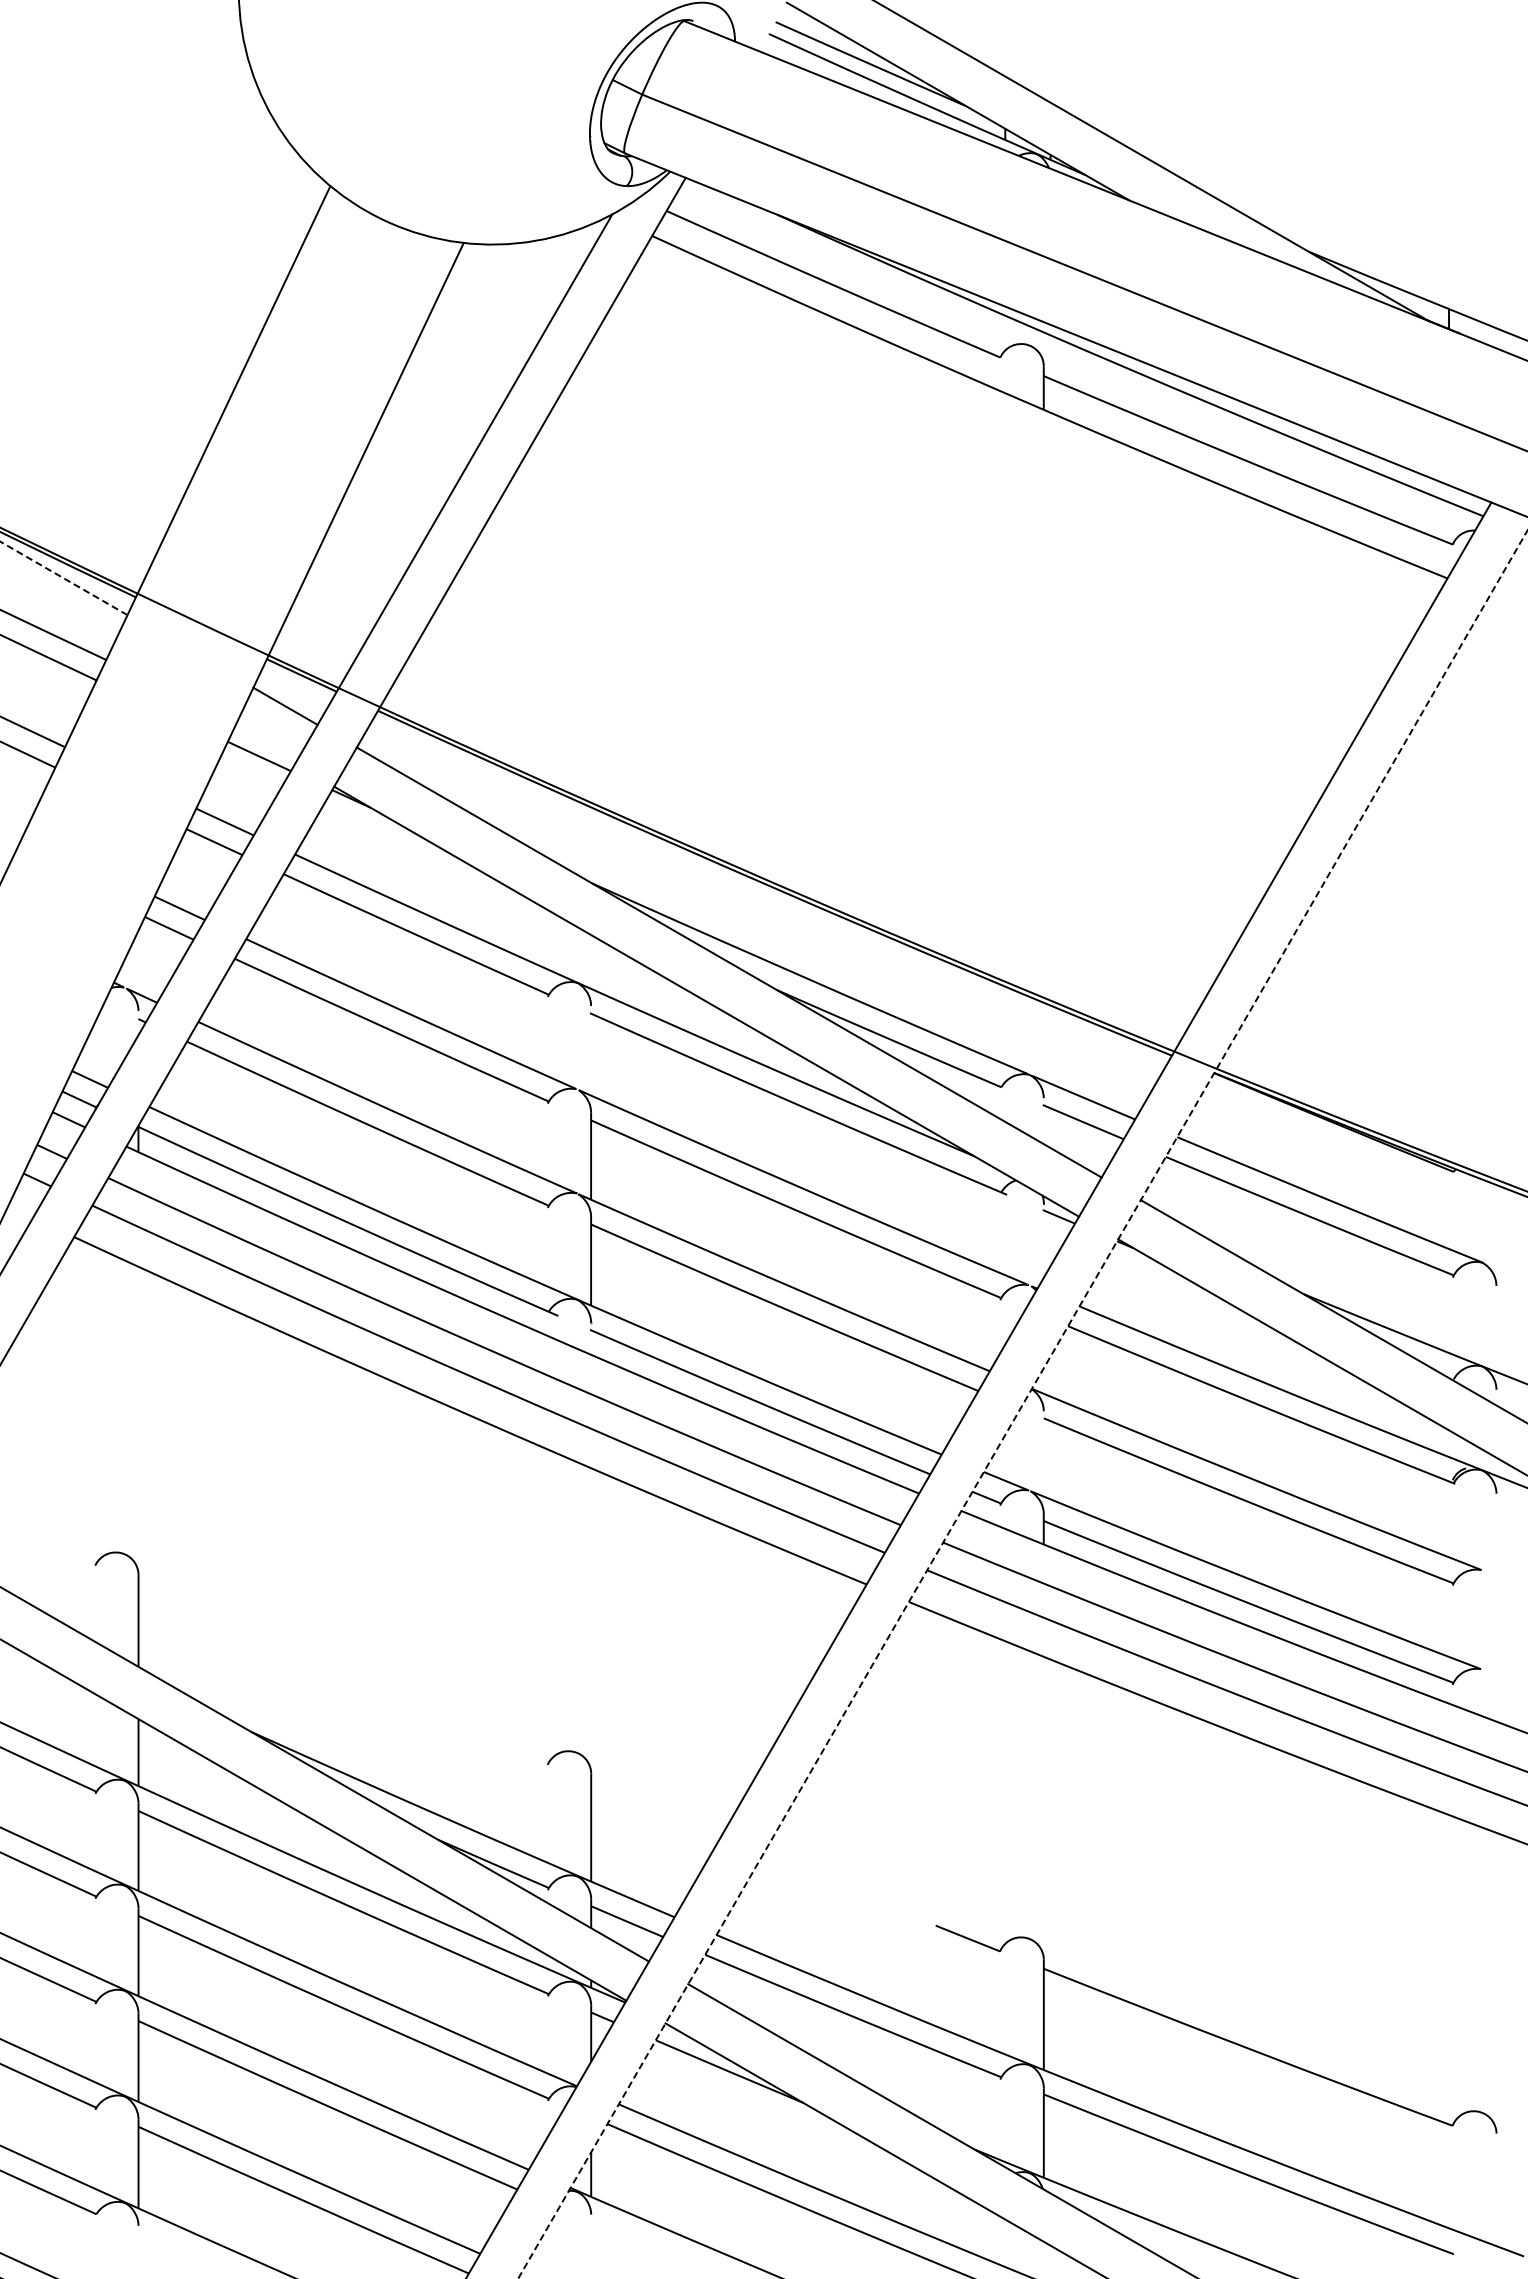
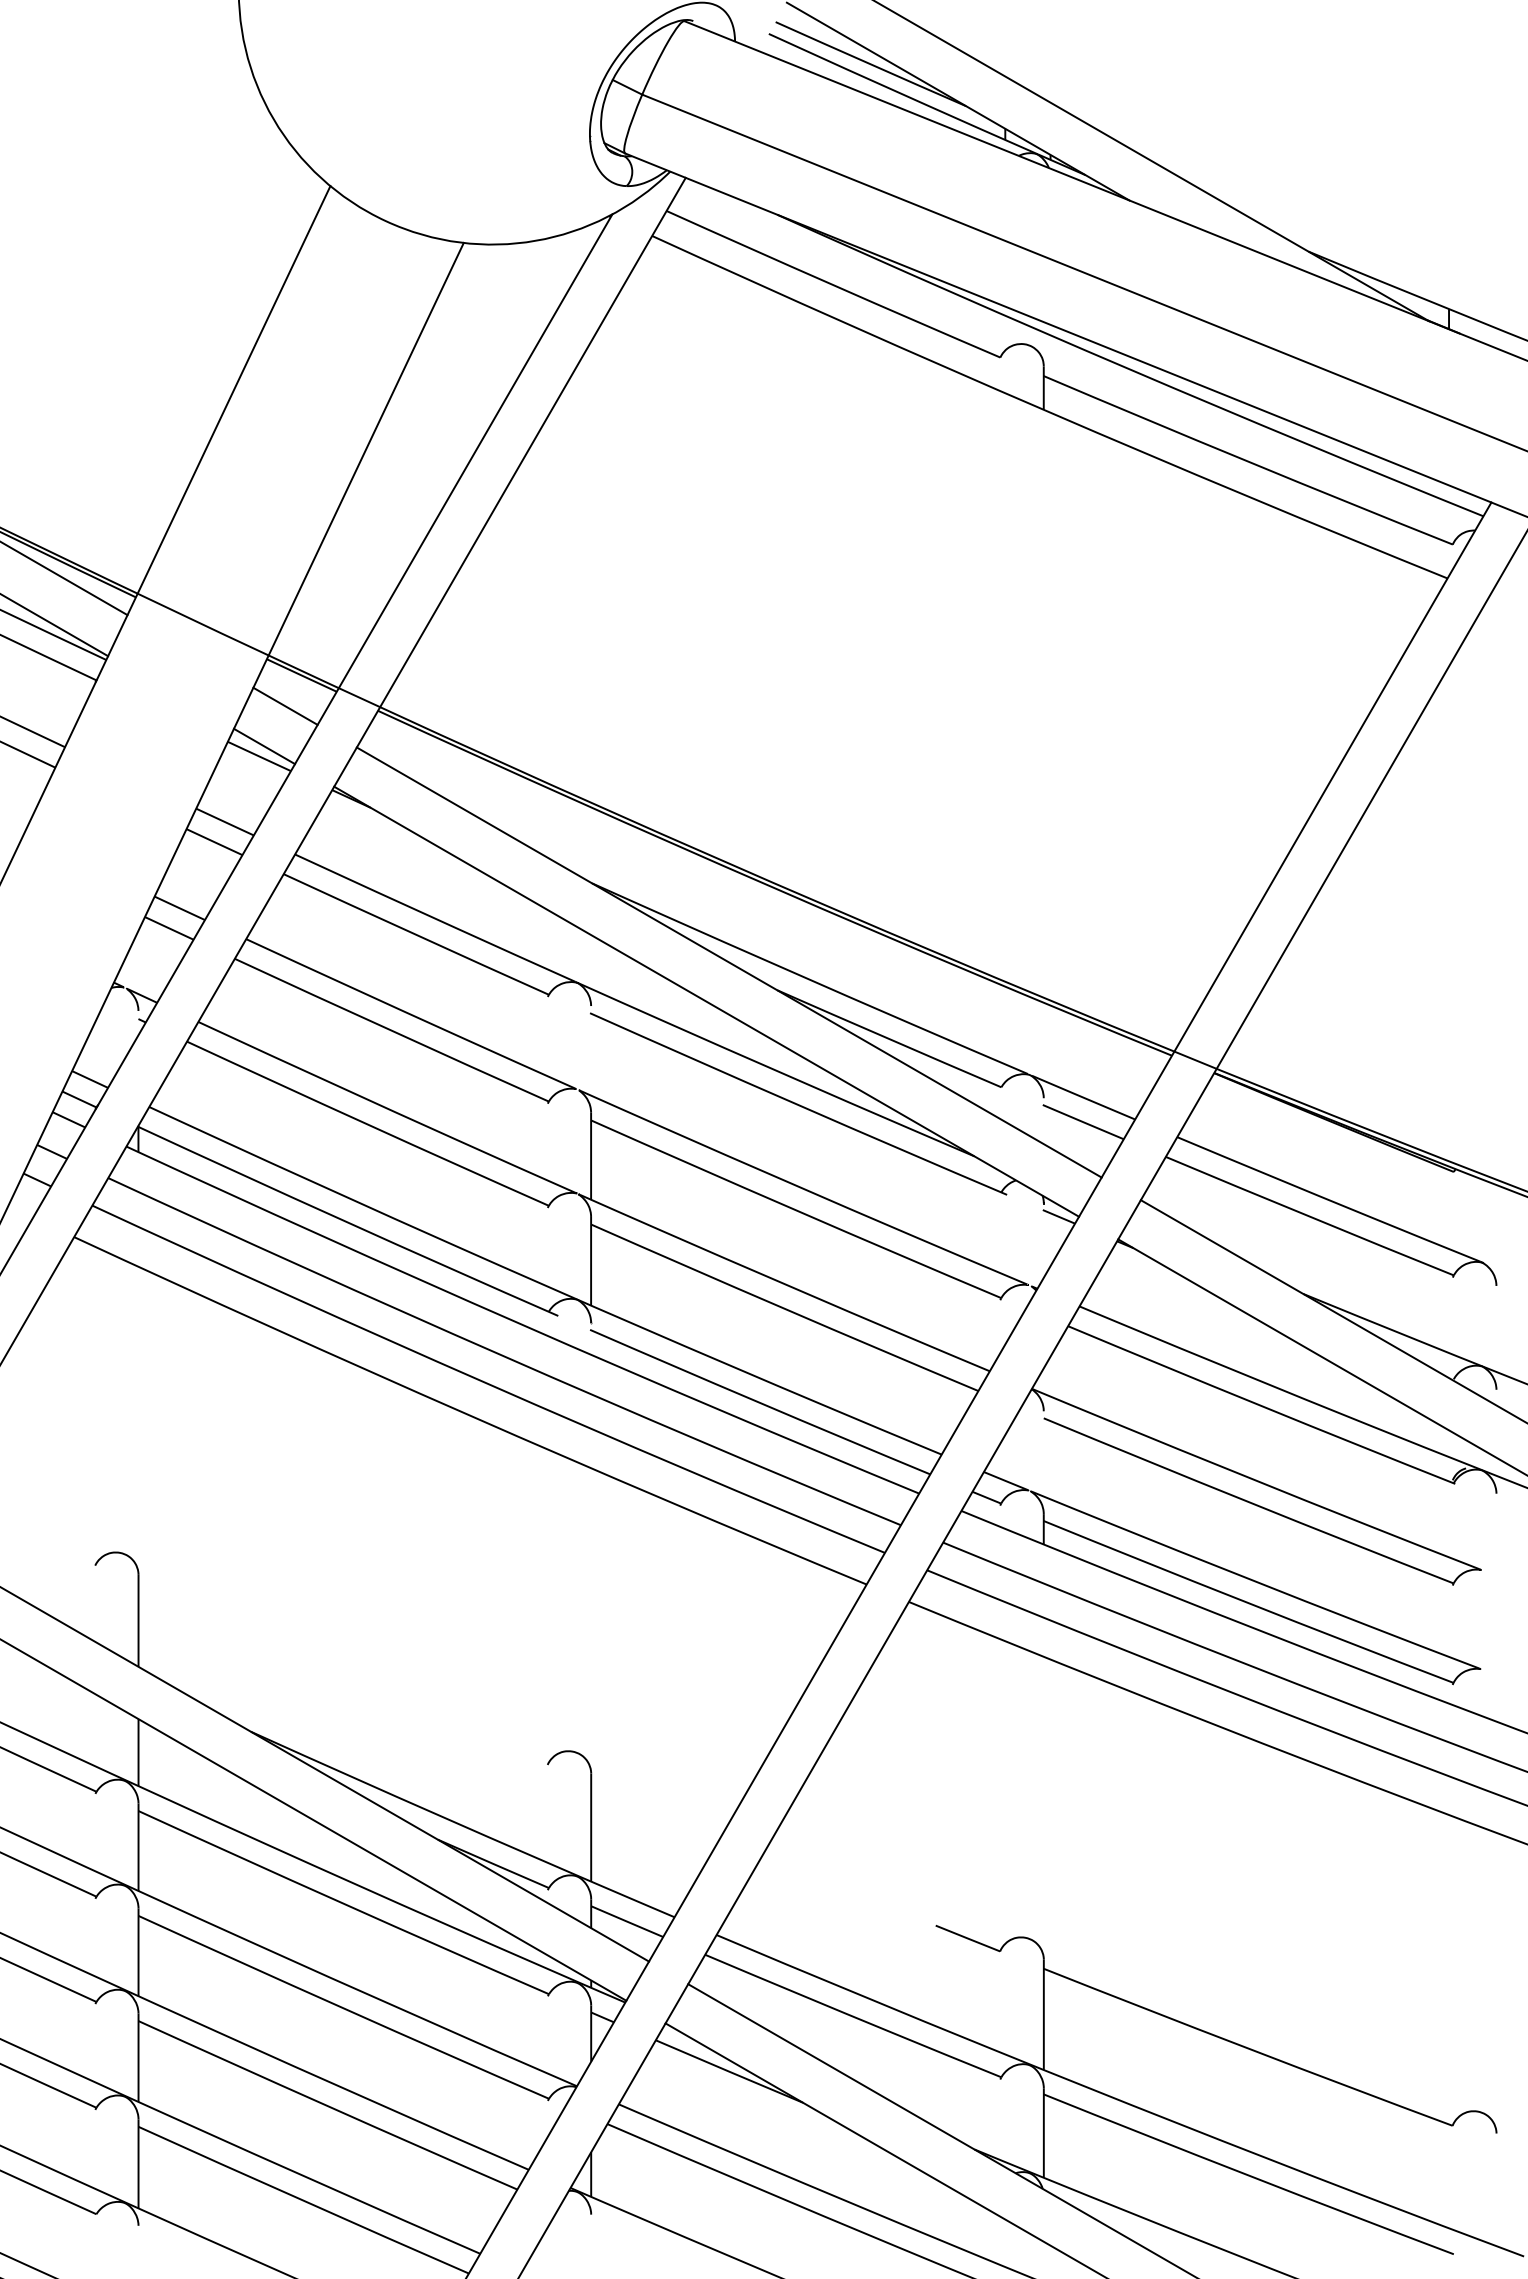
line: dashed -> solid (63, 578)
line: none -> present (55, 625)
line: none -> present (264, 746)
line: dashed -> solid (1022, 1404)
